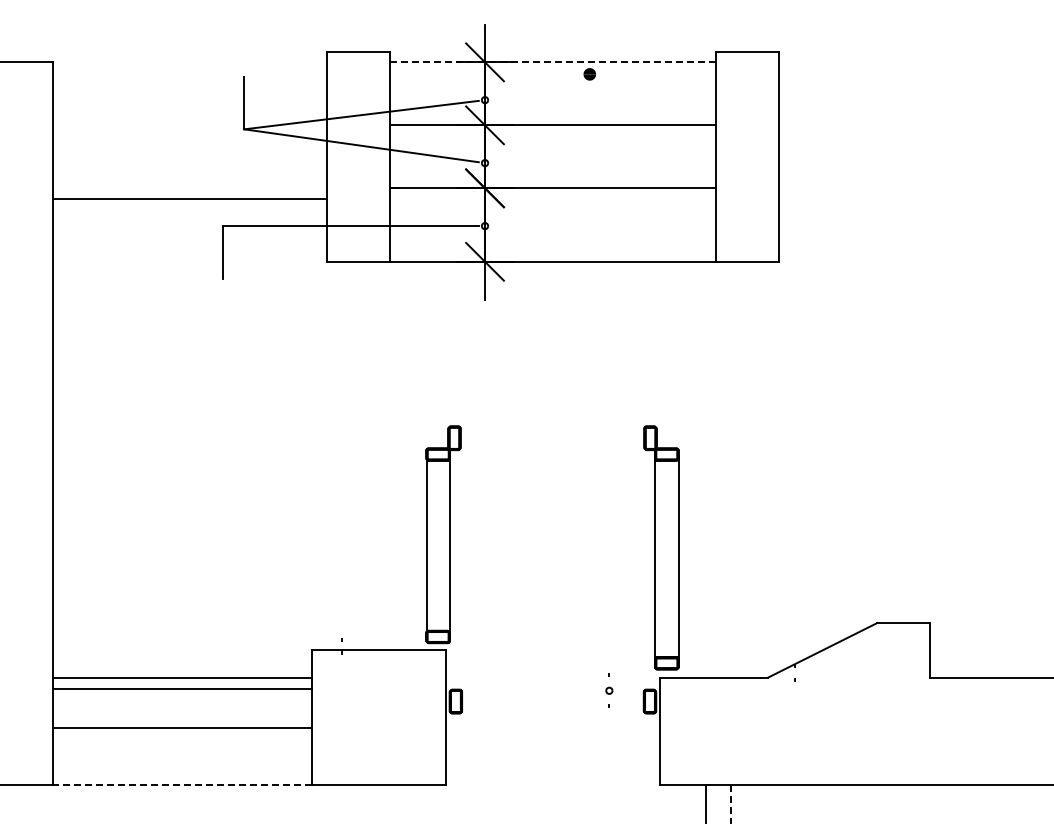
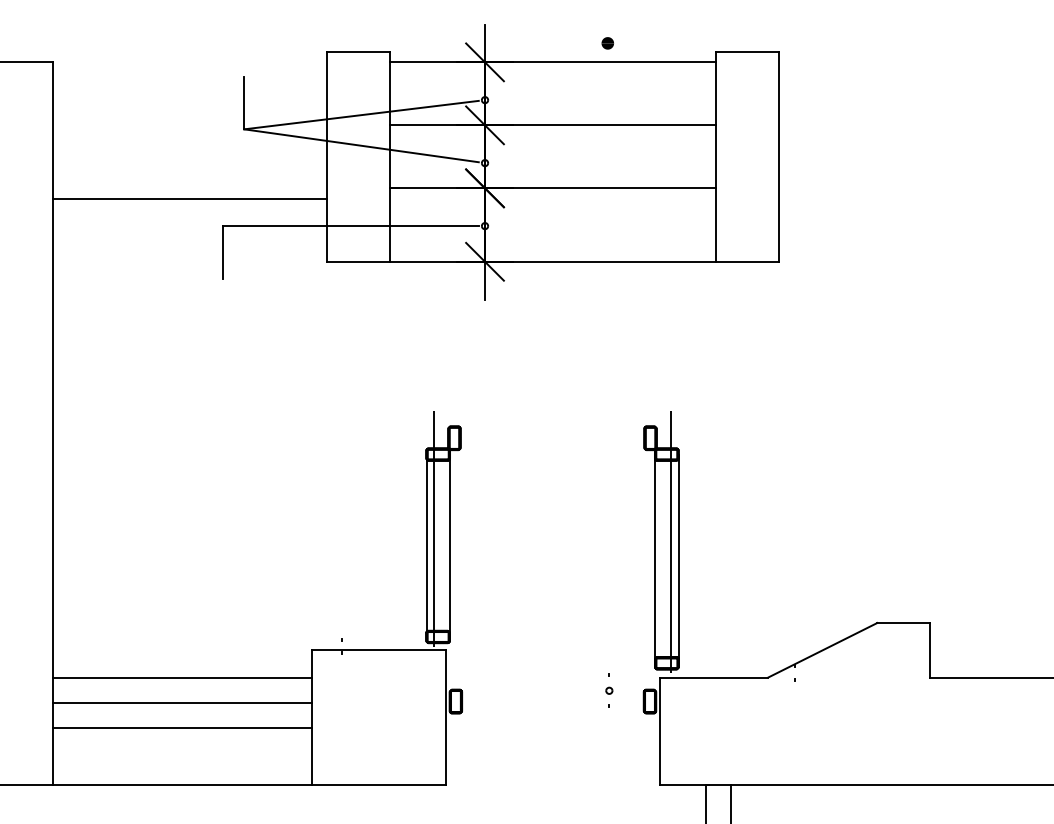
line: dashed -> solid (552, 62)
part position: (589, 74) -> (607, 43) (607, 43)
line: none -> present (433, 529)
line: none -> present (671, 542)
line position: (182, 688) -> (182, 702) (182, 702)
line: dashed -> solid (181, 784)
line: dashed -> solid (731, 804)
